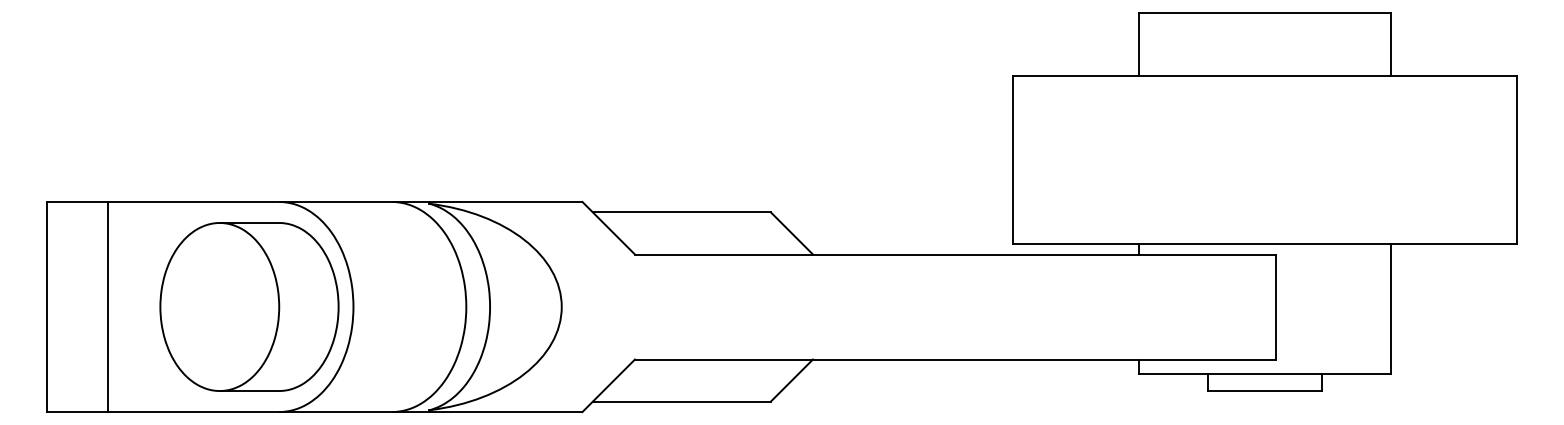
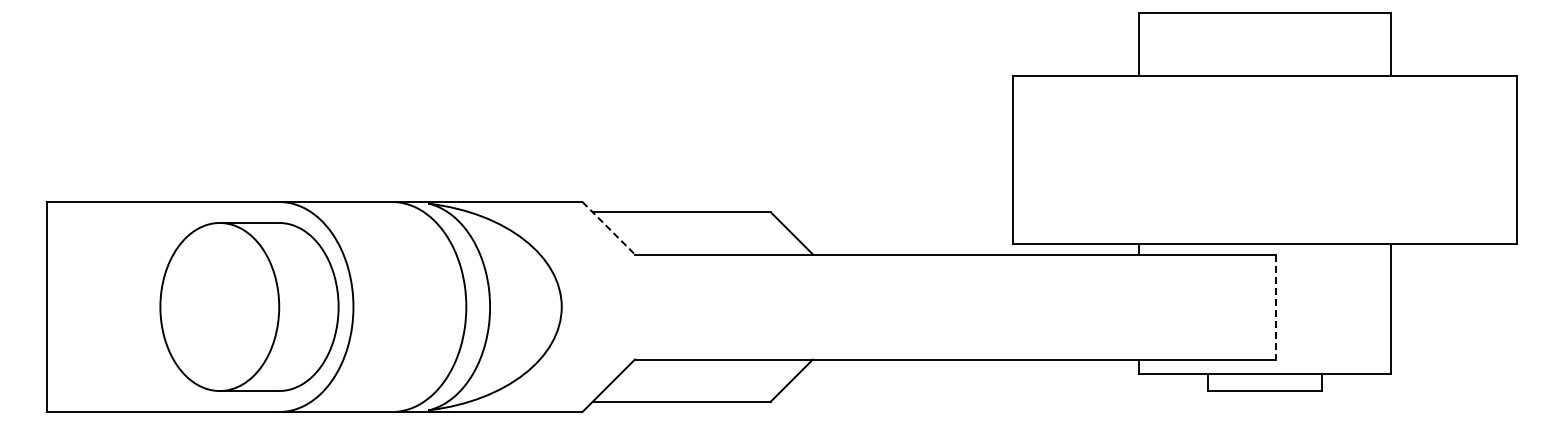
line: solid -> dashed (609, 228)
line: present -> none (108, 307)
line: solid -> dashed (1275, 307)
